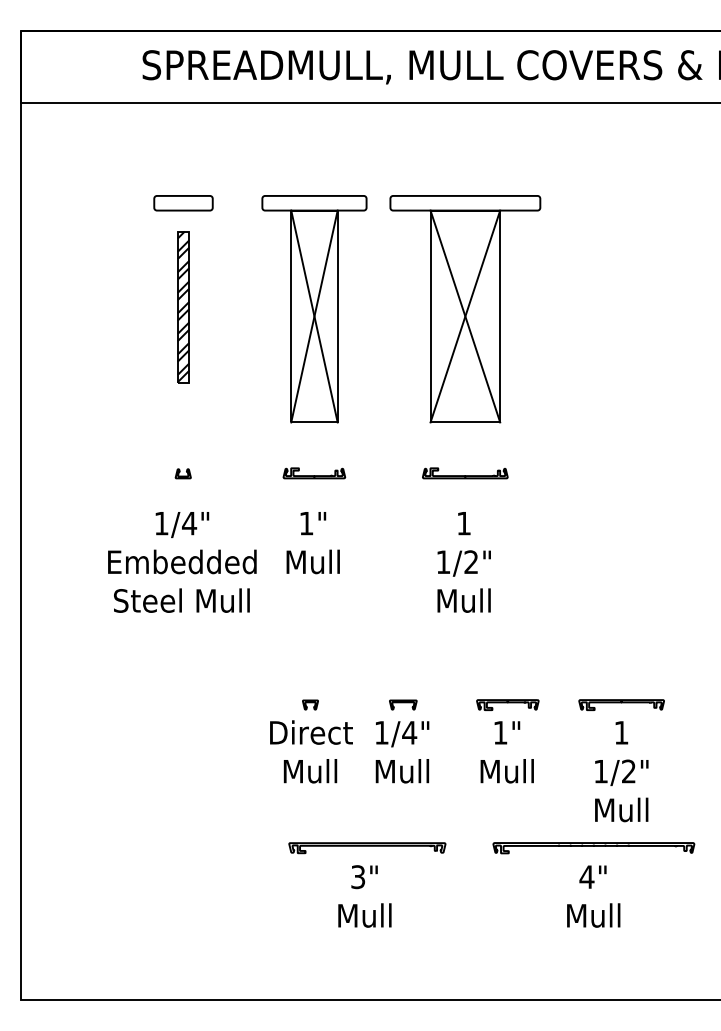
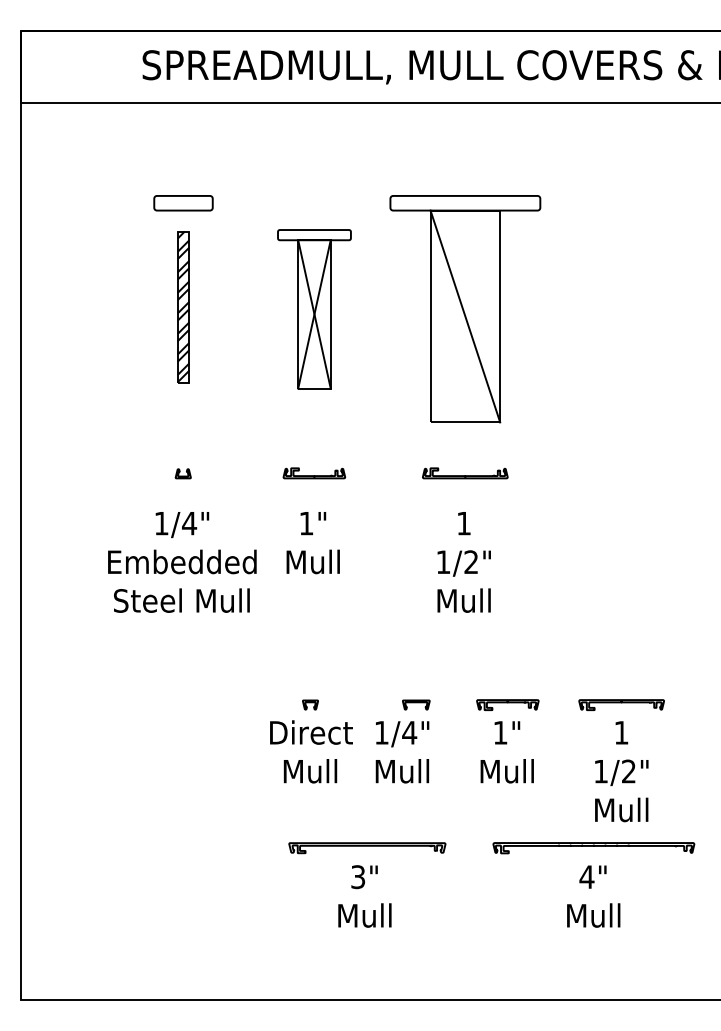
part size: 107x229 px -> 75x161 px (314, 309)
line: present -> none (465, 316)
part position: (403, 704) -> (416, 704) (416, 704)
